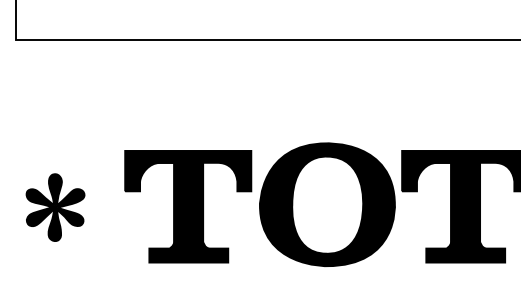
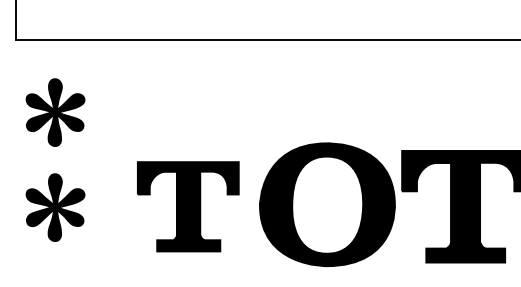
part: none -> present (55, 112)
part size: 129x114 px -> 103x92 px (188, 206)
